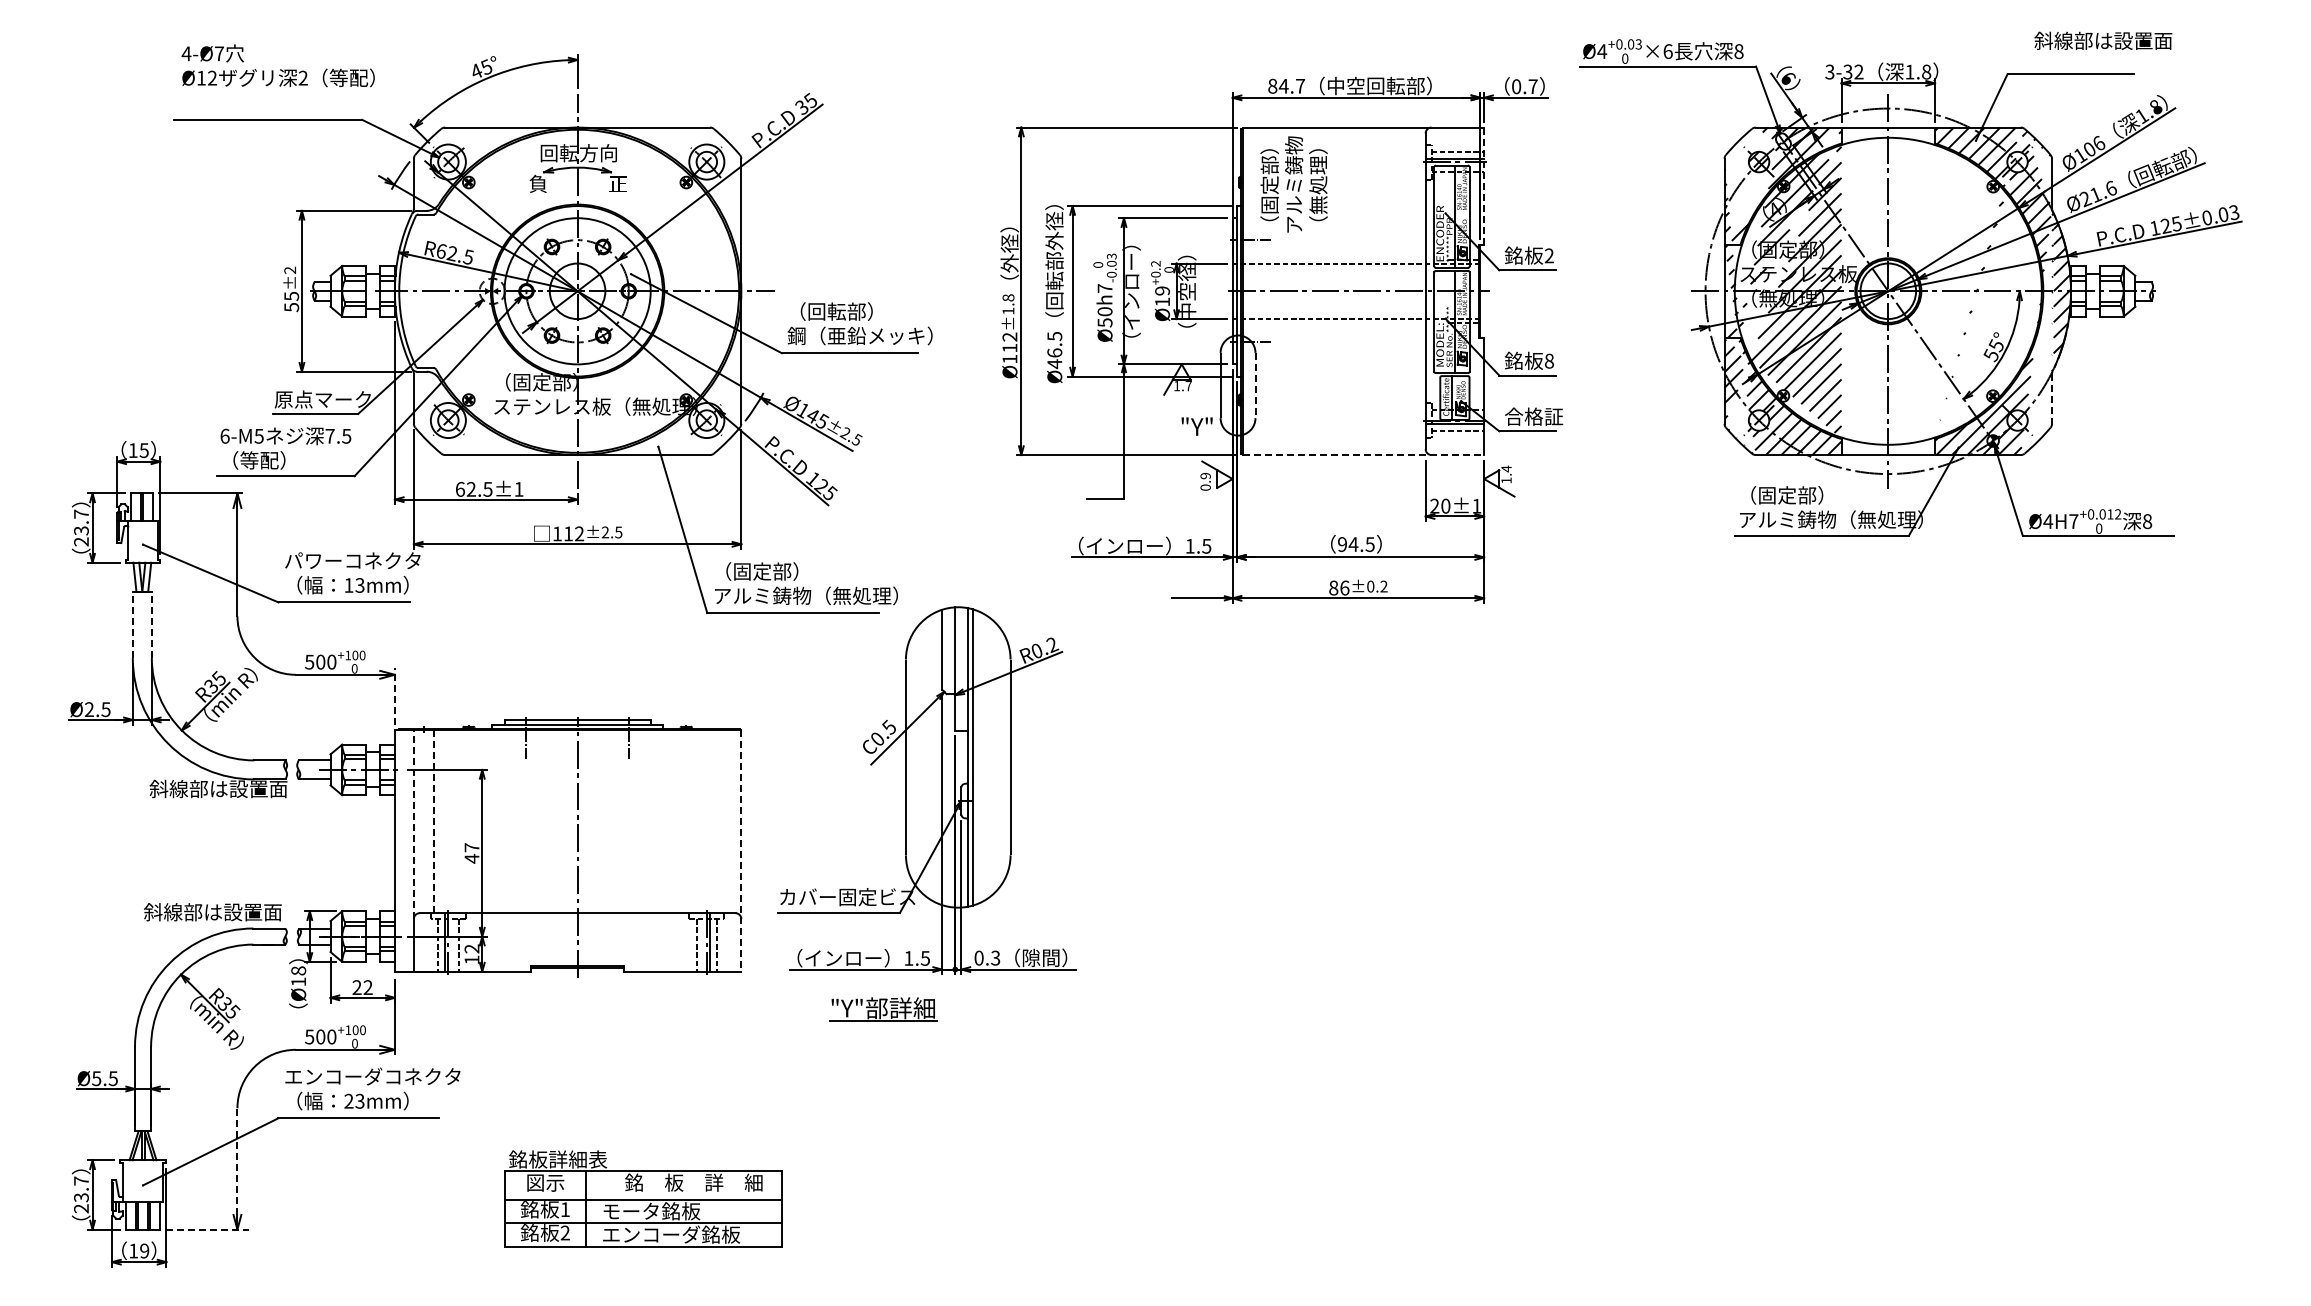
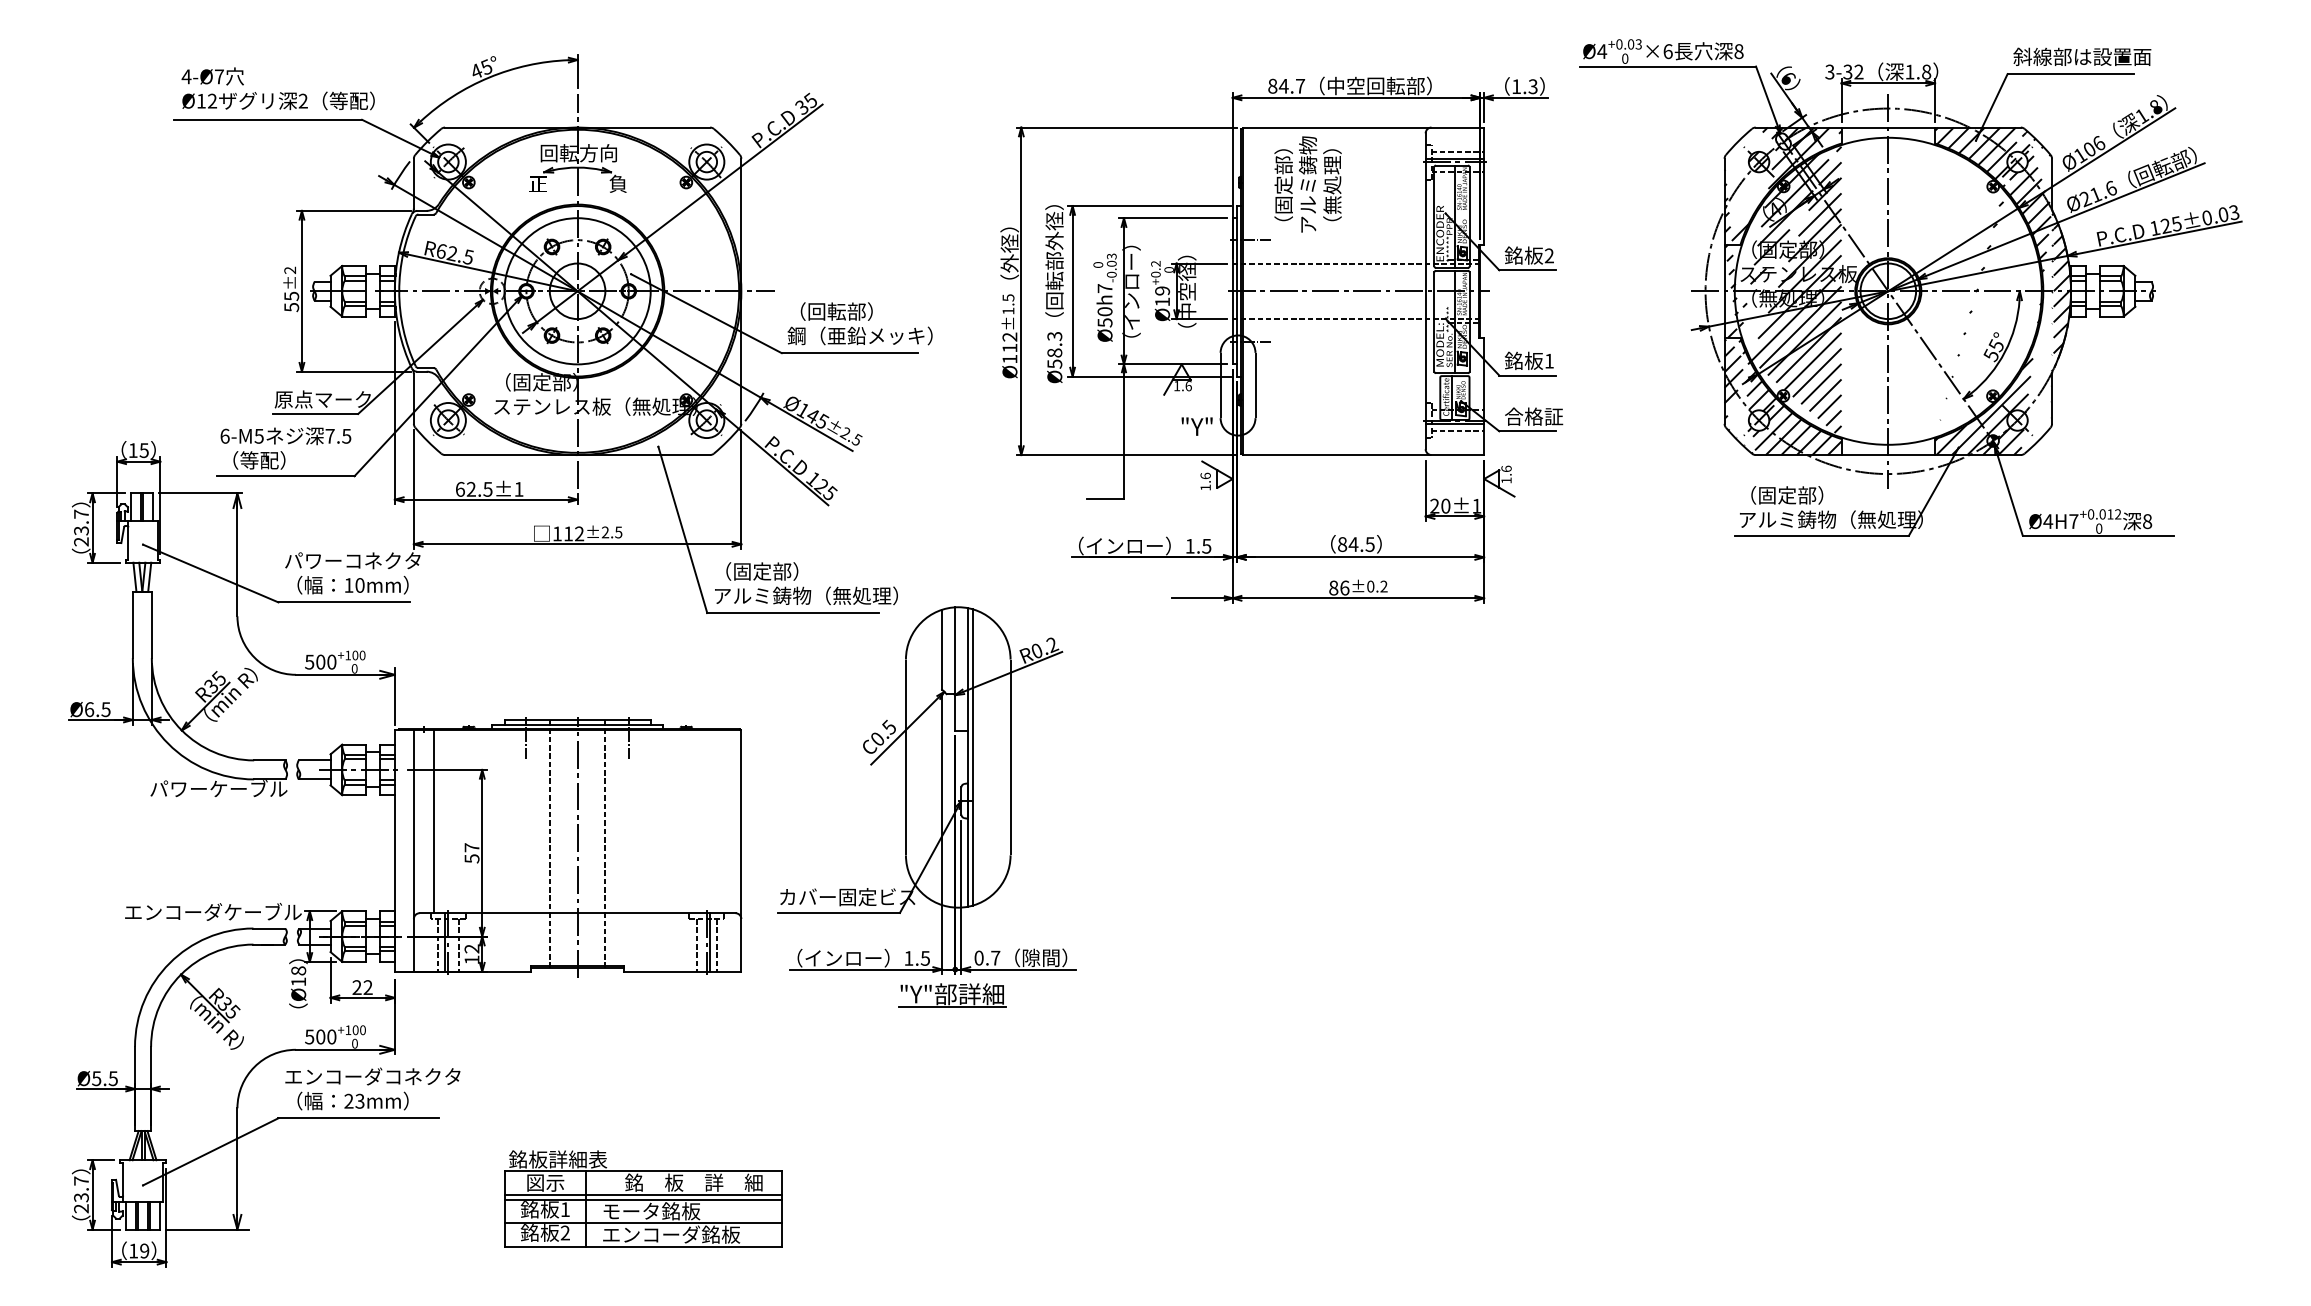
text position: (2103, 40) -> (2082, 56) (2082, 56)
text position: (277, 65) -> (277, 88) (277, 88)
text: 0.7 -> 1.3 (1524, 86)
text: 負 -> 正 (537, 183)
text: 正 -> 負 (617, 183)
text position: (1293, 184) -> (1307, 184) (1307, 184)
line: dashed -> solid (1484, 185)
text: ±1.8 -> ±1.5 (1008, 297)
text: Ø46.5 -> Ø58.3 (1054, 350)
text: 8 -> 1 (1549, 360)
line: dashed -> solid (1255, 385)
text: 1.7 -> 1.6 (1188, 386)
line: dashed -> solid (2052, 398)
line: dashed -> solid (1363, 455)
text: 1.4 -> 1.6 (1506, 468)
text: 0.9 -> 1.6 (1205, 481)
text: 94.5 -> 84.5 (1342, 544)
text: 13mm -> 10mm (359, 585)
line: dashed -> solid (132, 624)
line: dashed -> solid (151, 624)
line: dashed -> solid (394, 695)
text: Ø2.5 -> Ø6.5 (89, 709)
text: 斜線部は設置面 -> パワーケーブル (218, 788)
line: dashed -> solid (433, 822)
line: dashed -> solid (413, 824)
line: none -> present (549, 843)
line: none -> present (605, 843)
line: dashed -> solid (741, 851)
text: 47 -> 57 (471, 858)
text: 斜線部は設置面 -> エンコーダケーブル (213, 911)
text: 0.3 -> 0.7 (995, 957)
part position: (883, 1009) -> (952, 995) (952, 995)
line: dashed -> solid (237, 1161)
line: none -> present (643, 1194)
line: dashed -> solid (207, 1229)
